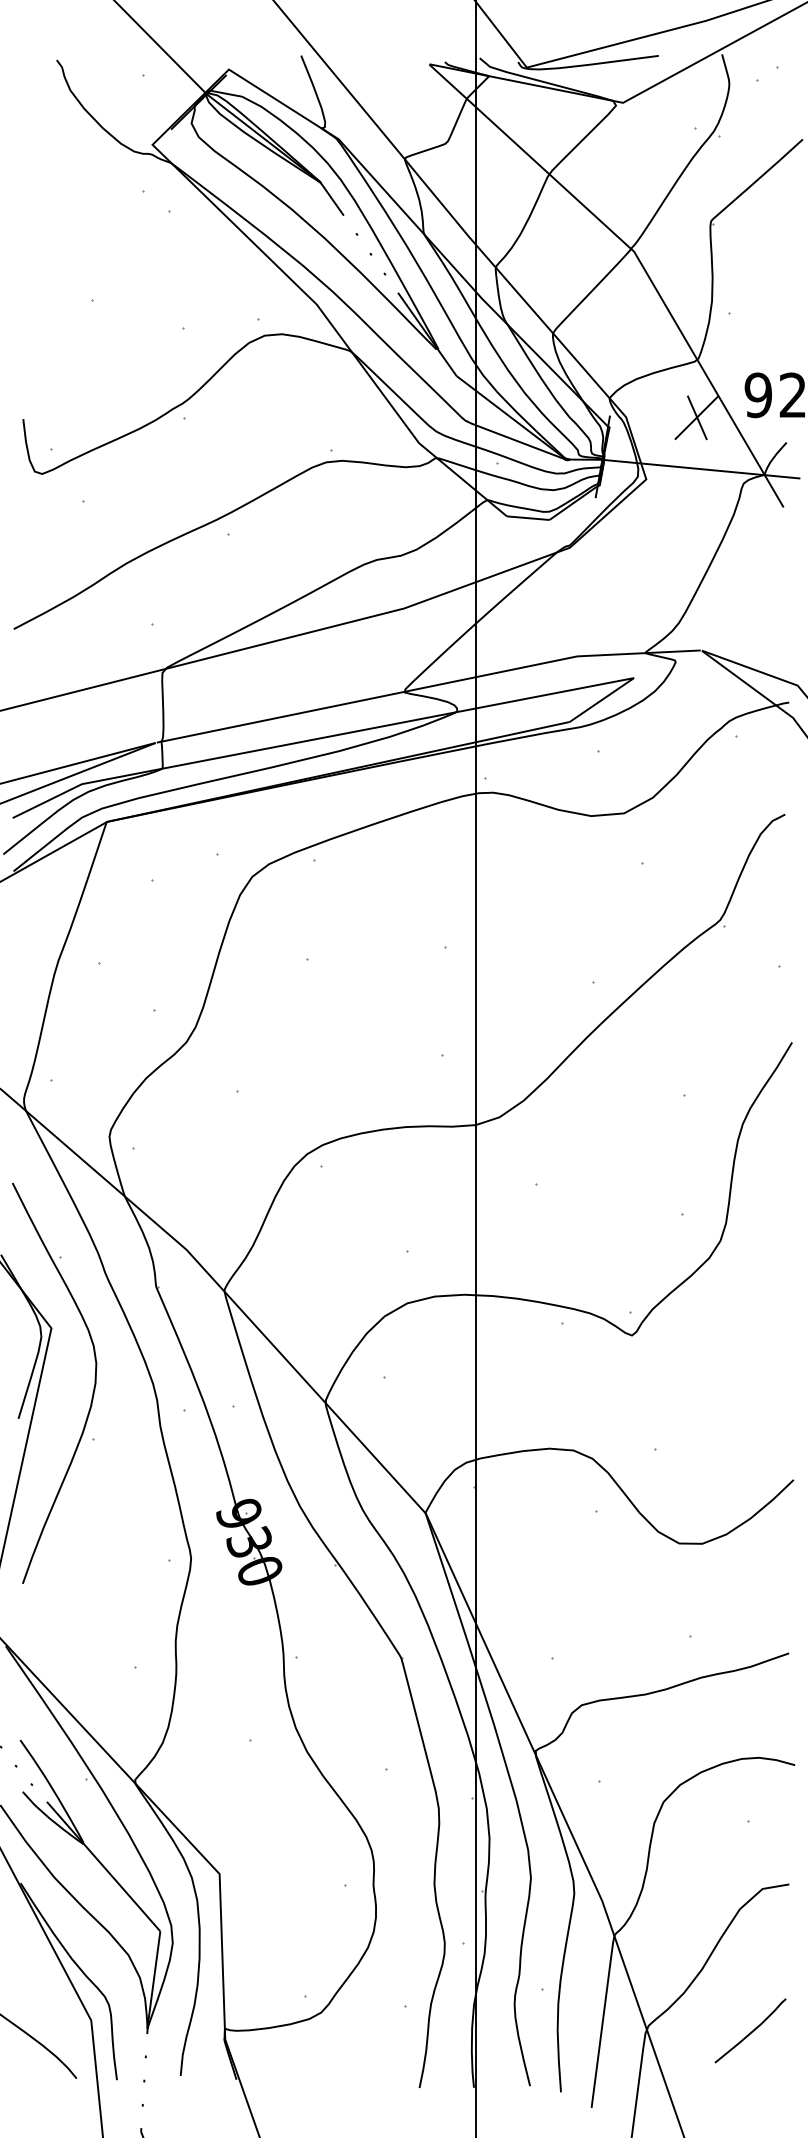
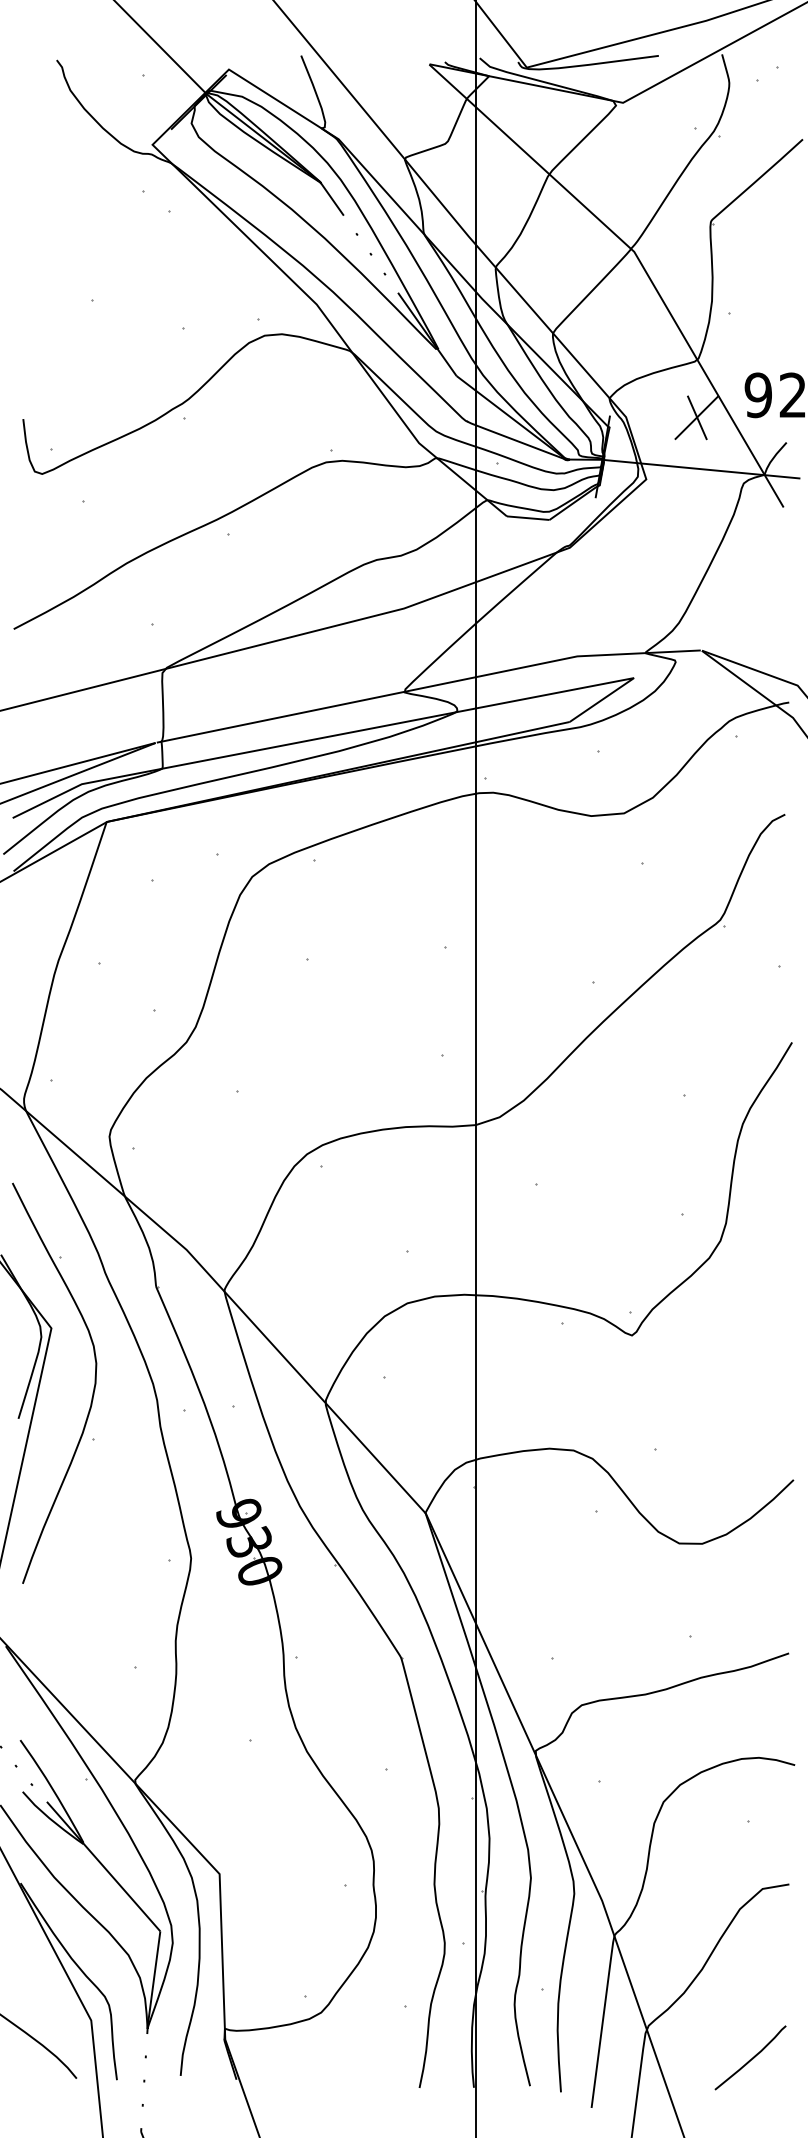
curve position: (751, 2031) -> (751, 2058) (751, 2058)
